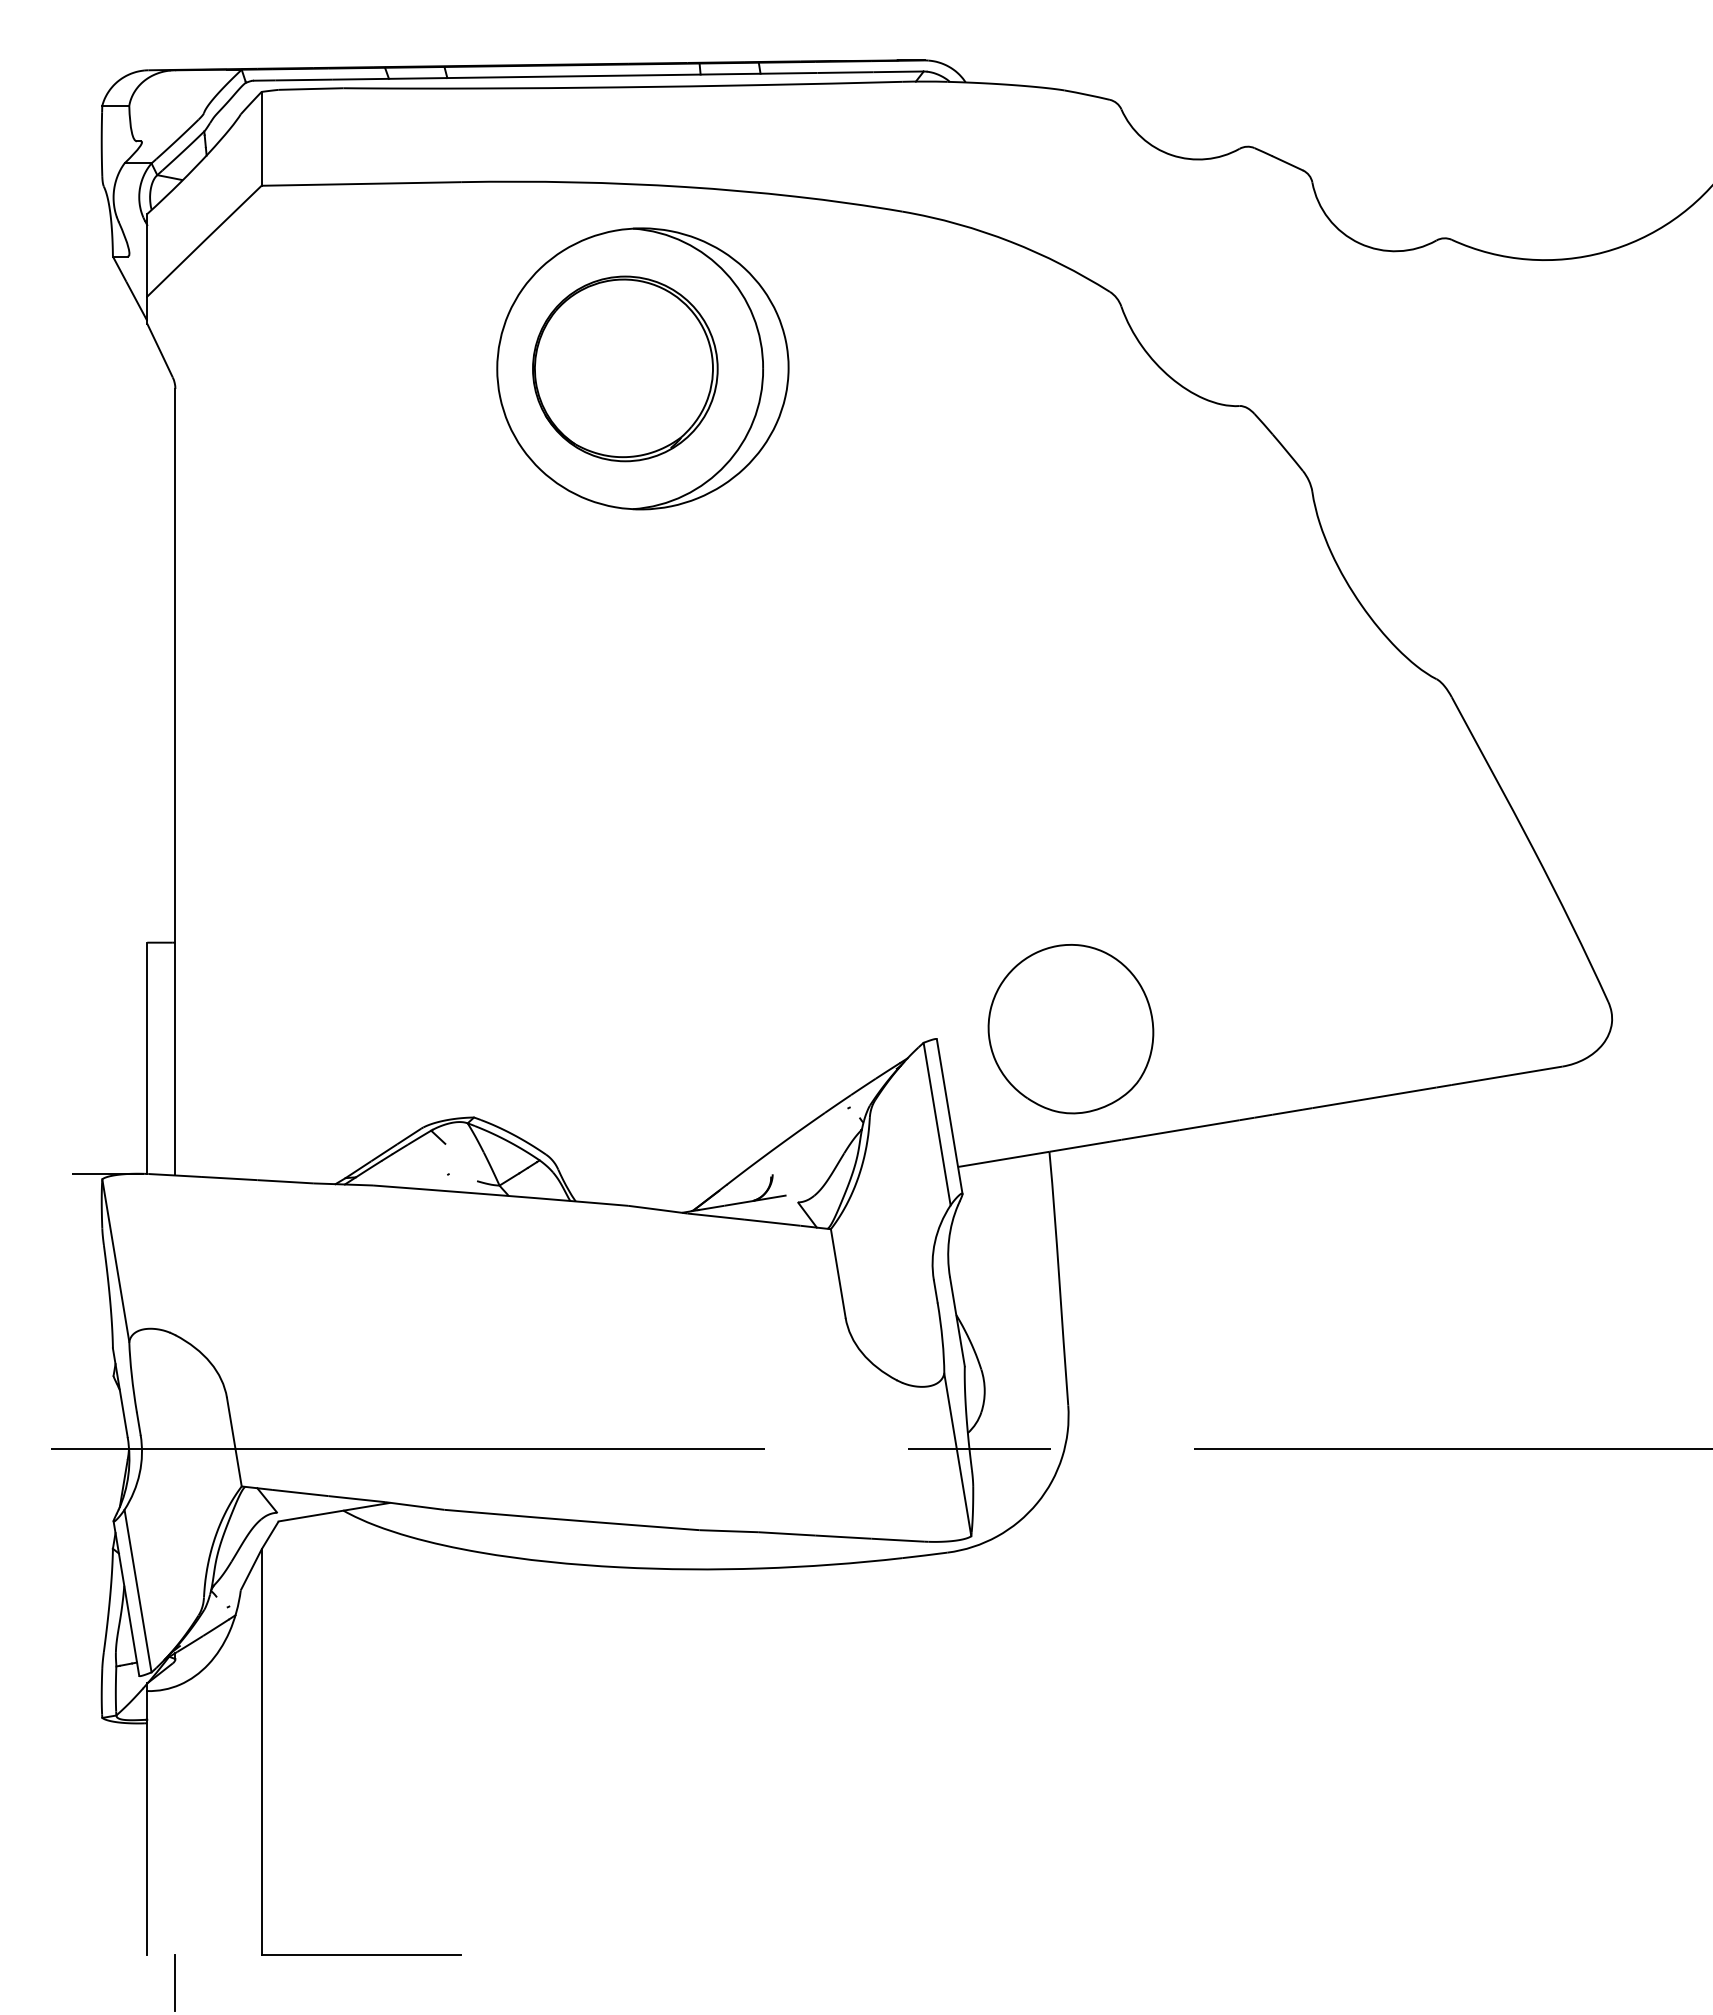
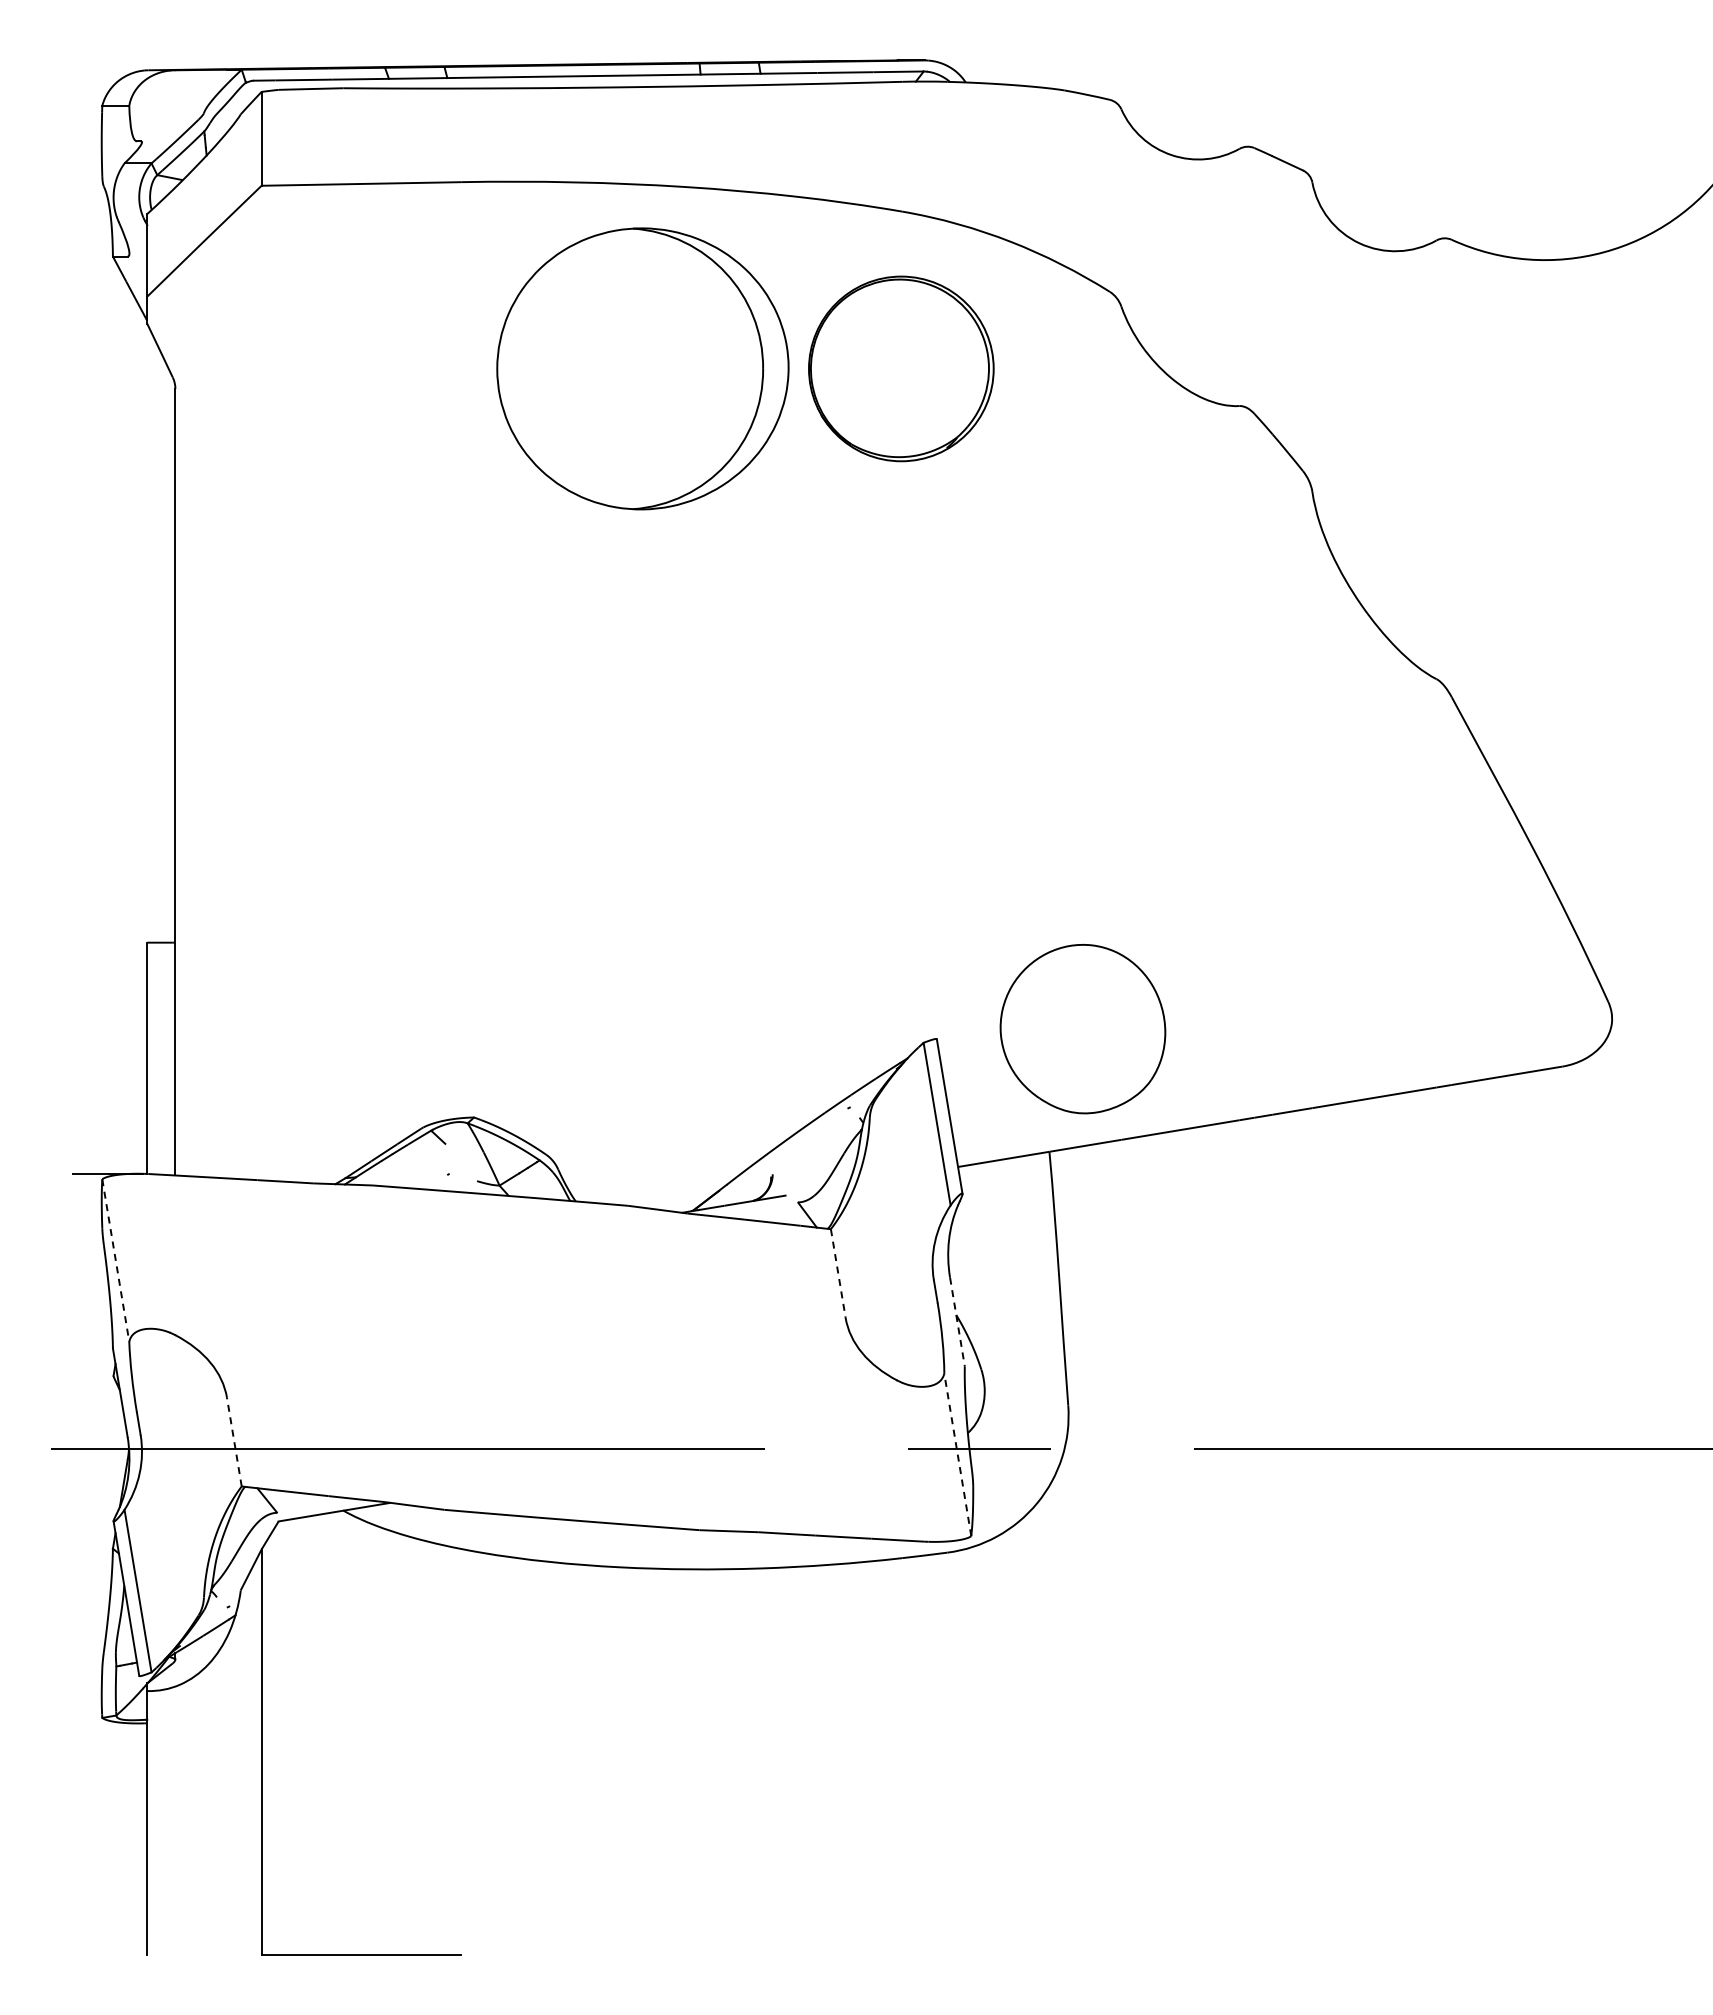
part position: (625, 368) -> (901, 368) (901, 368)
part position: (1070, 1029) -> (1082, 1029) (1082, 1029)
line: solid -> dashed (115, 1261)
line: solid -> dashed (838, 1273)
line: solid -> dashed (957, 1322)
line: solid -> dashed (234, 1442)
line: solid -> dashed (957, 1454)
line: present -> none (175, 1982)
